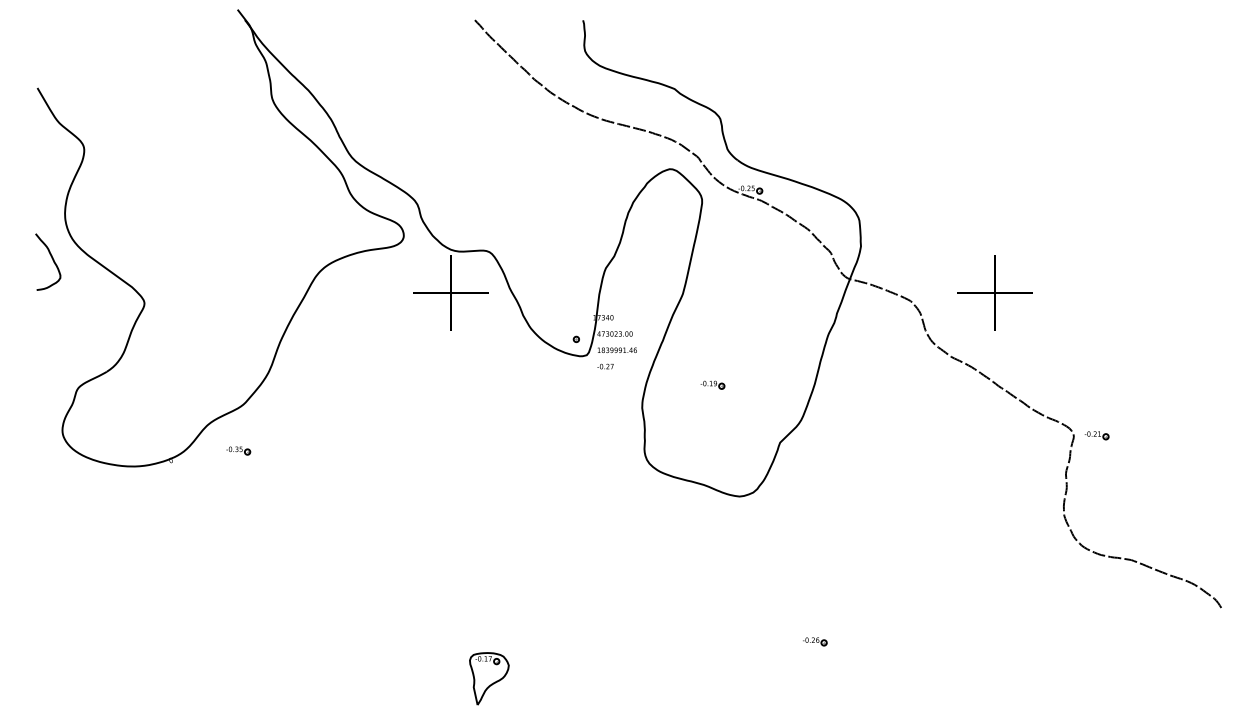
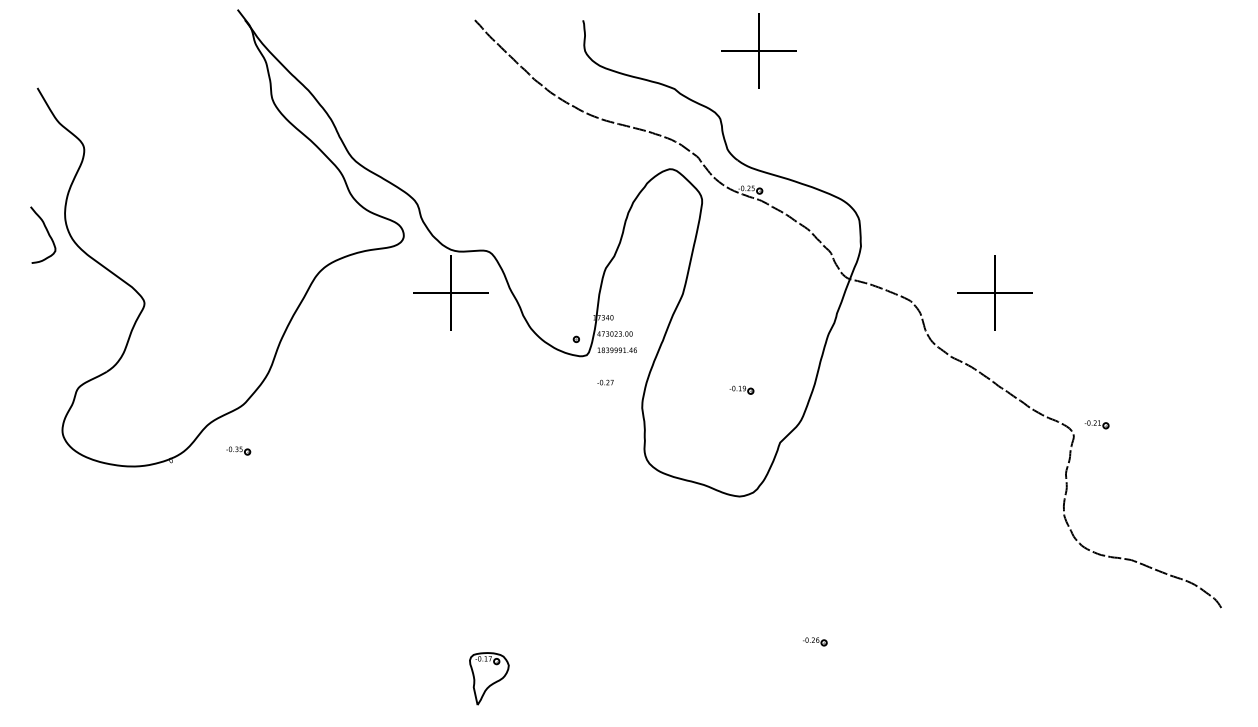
part: none -> present (758, 50)
curve position: (52, 260) -> (47, 233) (47, 233)
text position: (605, 366) -> (605, 382) (605, 382)
part position: (712, 384) -> (741, 389) (741, 389)
part position: (1096, 435) -> (1096, 424) (1096, 424)
